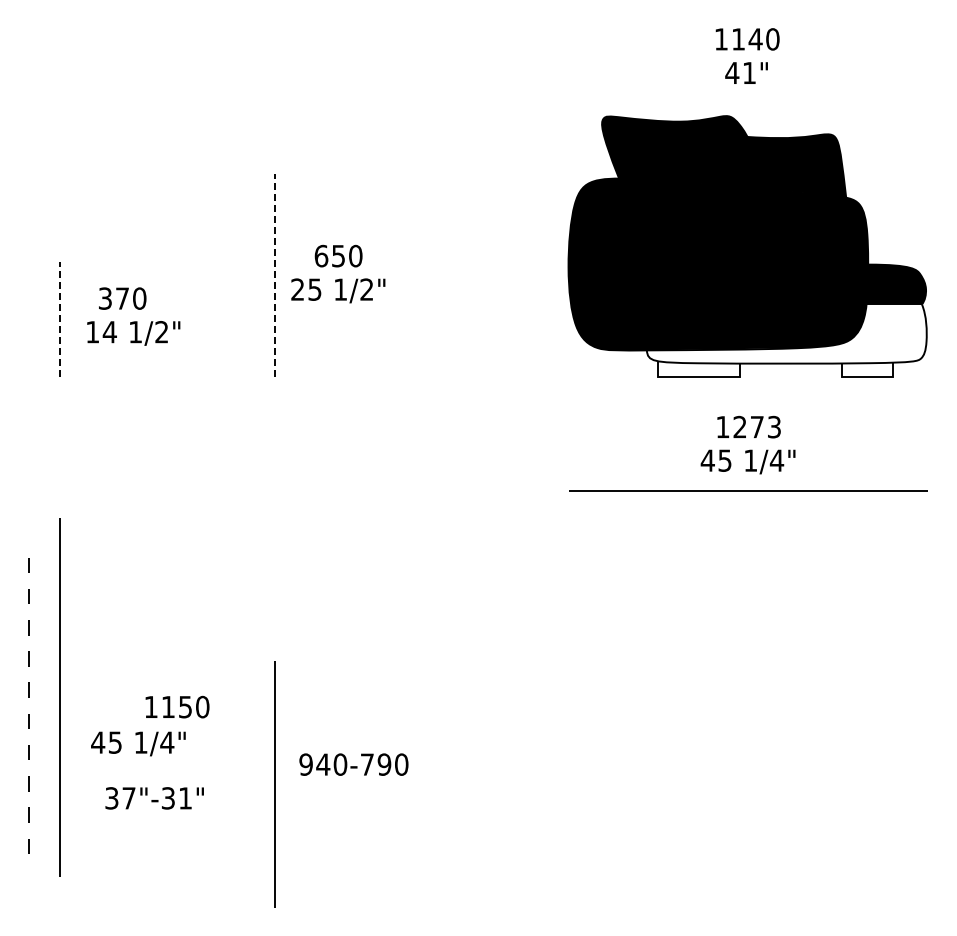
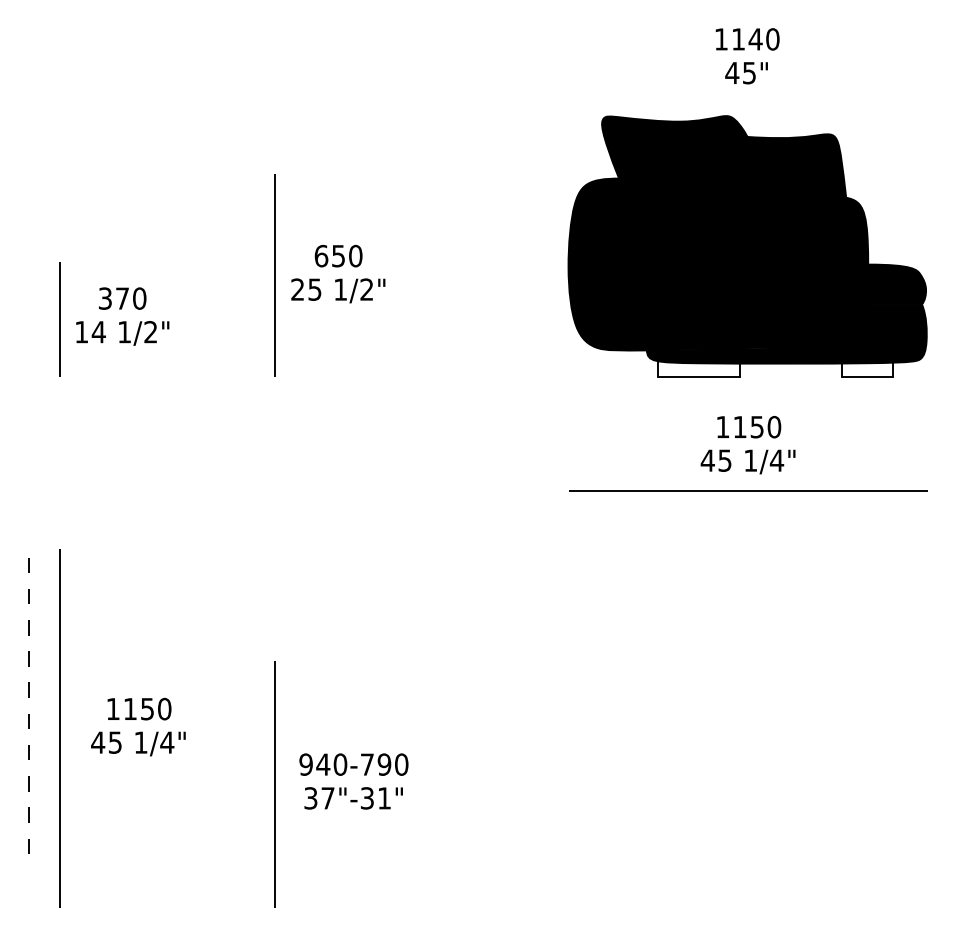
text: 41" -> 45" (749, 73)
line: dashed -> solid (275, 275)
line: dashed -> solid (60, 319)
text position: (133, 333) -> (122, 333) (122, 333)
fill: none -> present (786, 333)
text: 1273 -> 1150 (757, 426)
line position: (59, 697) -> (59, 728) (59, 728)
text position: (177, 706) -> (139, 708) (139, 708)
text position: (154, 798) -> (353, 798) (353, 798)
